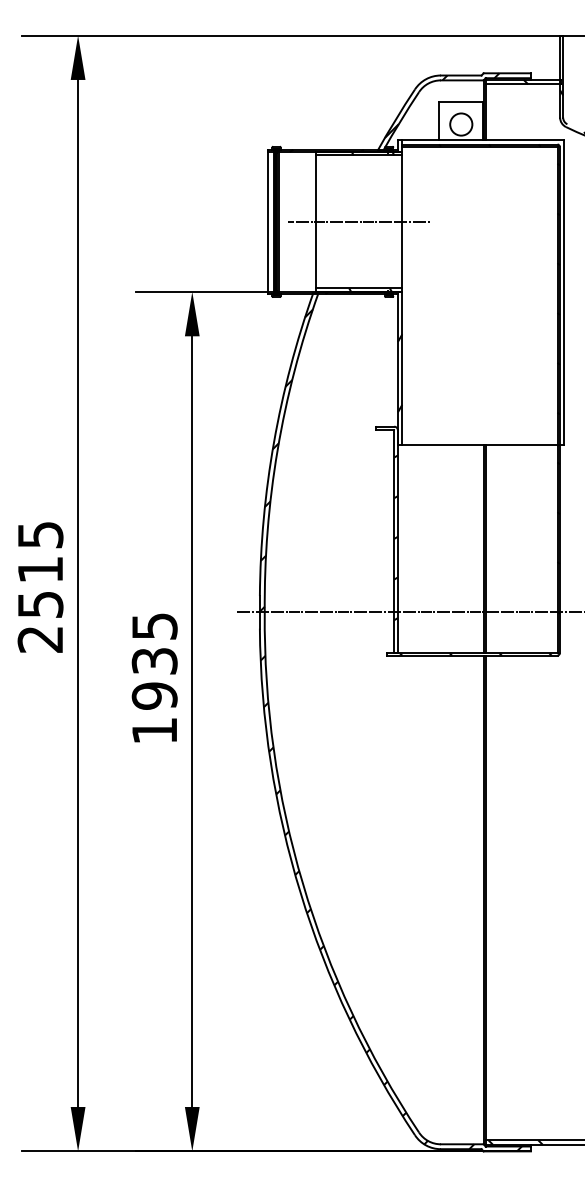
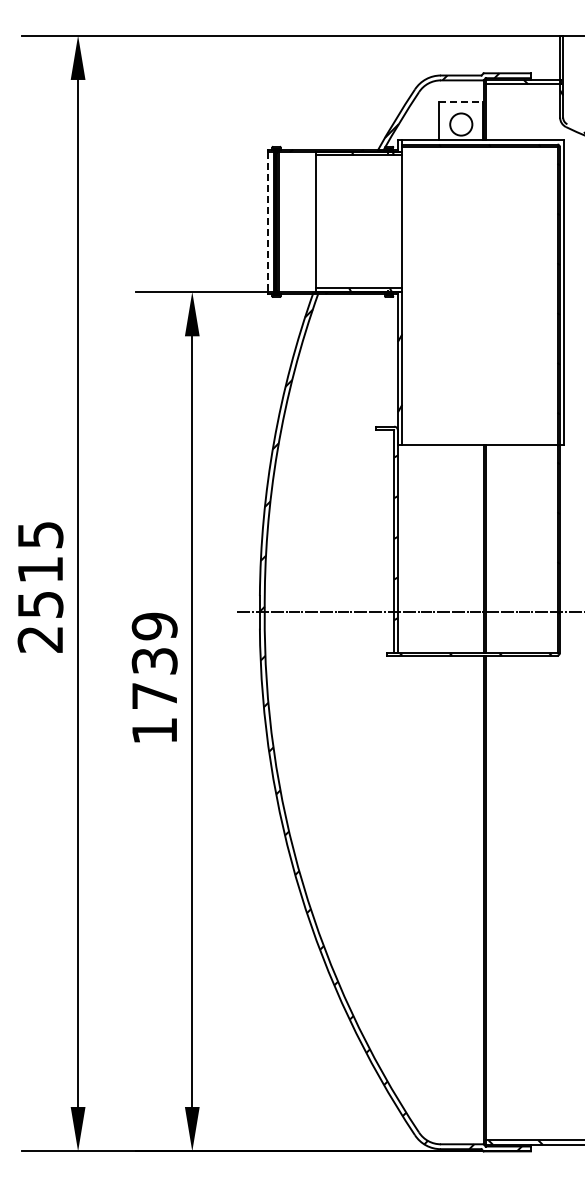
line: solid -> dashed (461, 102)
line: present -> none (359, 221)
line: solid -> dashed (267, 222)
text: 1935 -> 1739 (154, 660)
